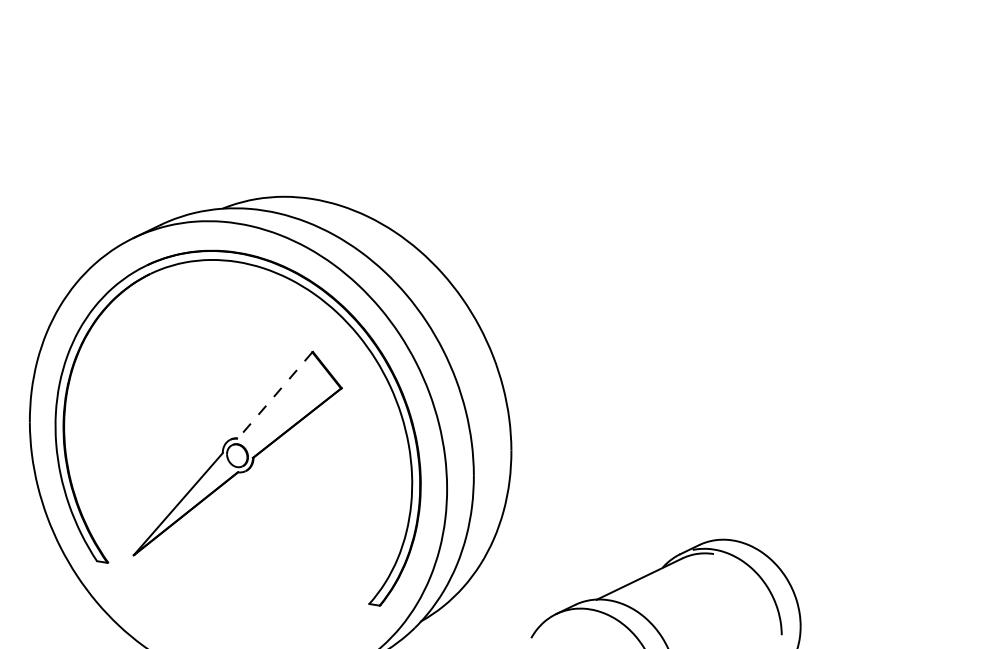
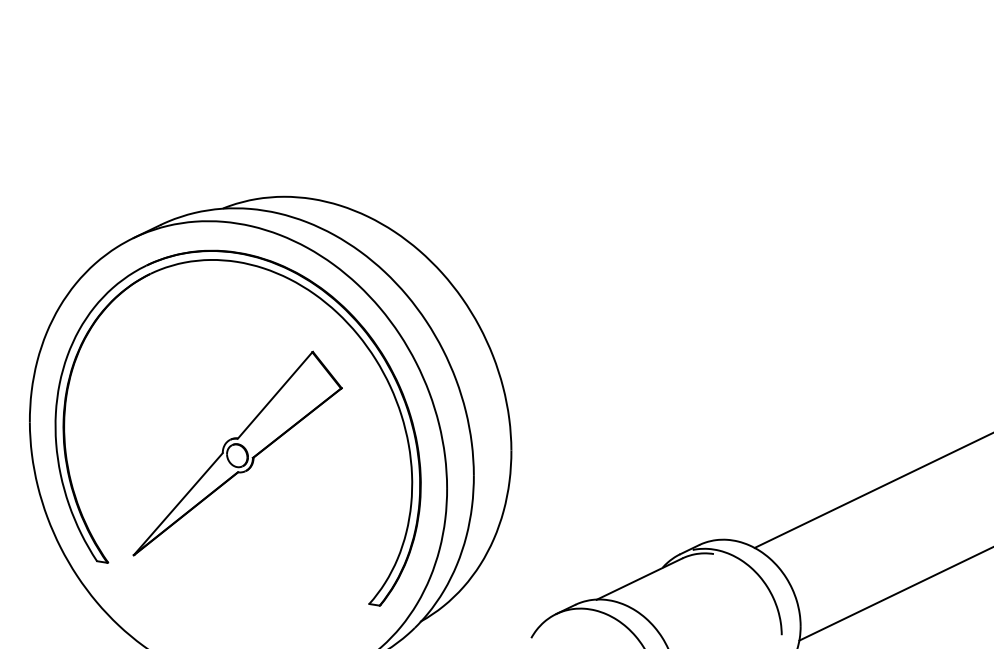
line: dashed -> solid (274, 395)
line: none -> present (872, 490)
line: none -> present (894, 594)
